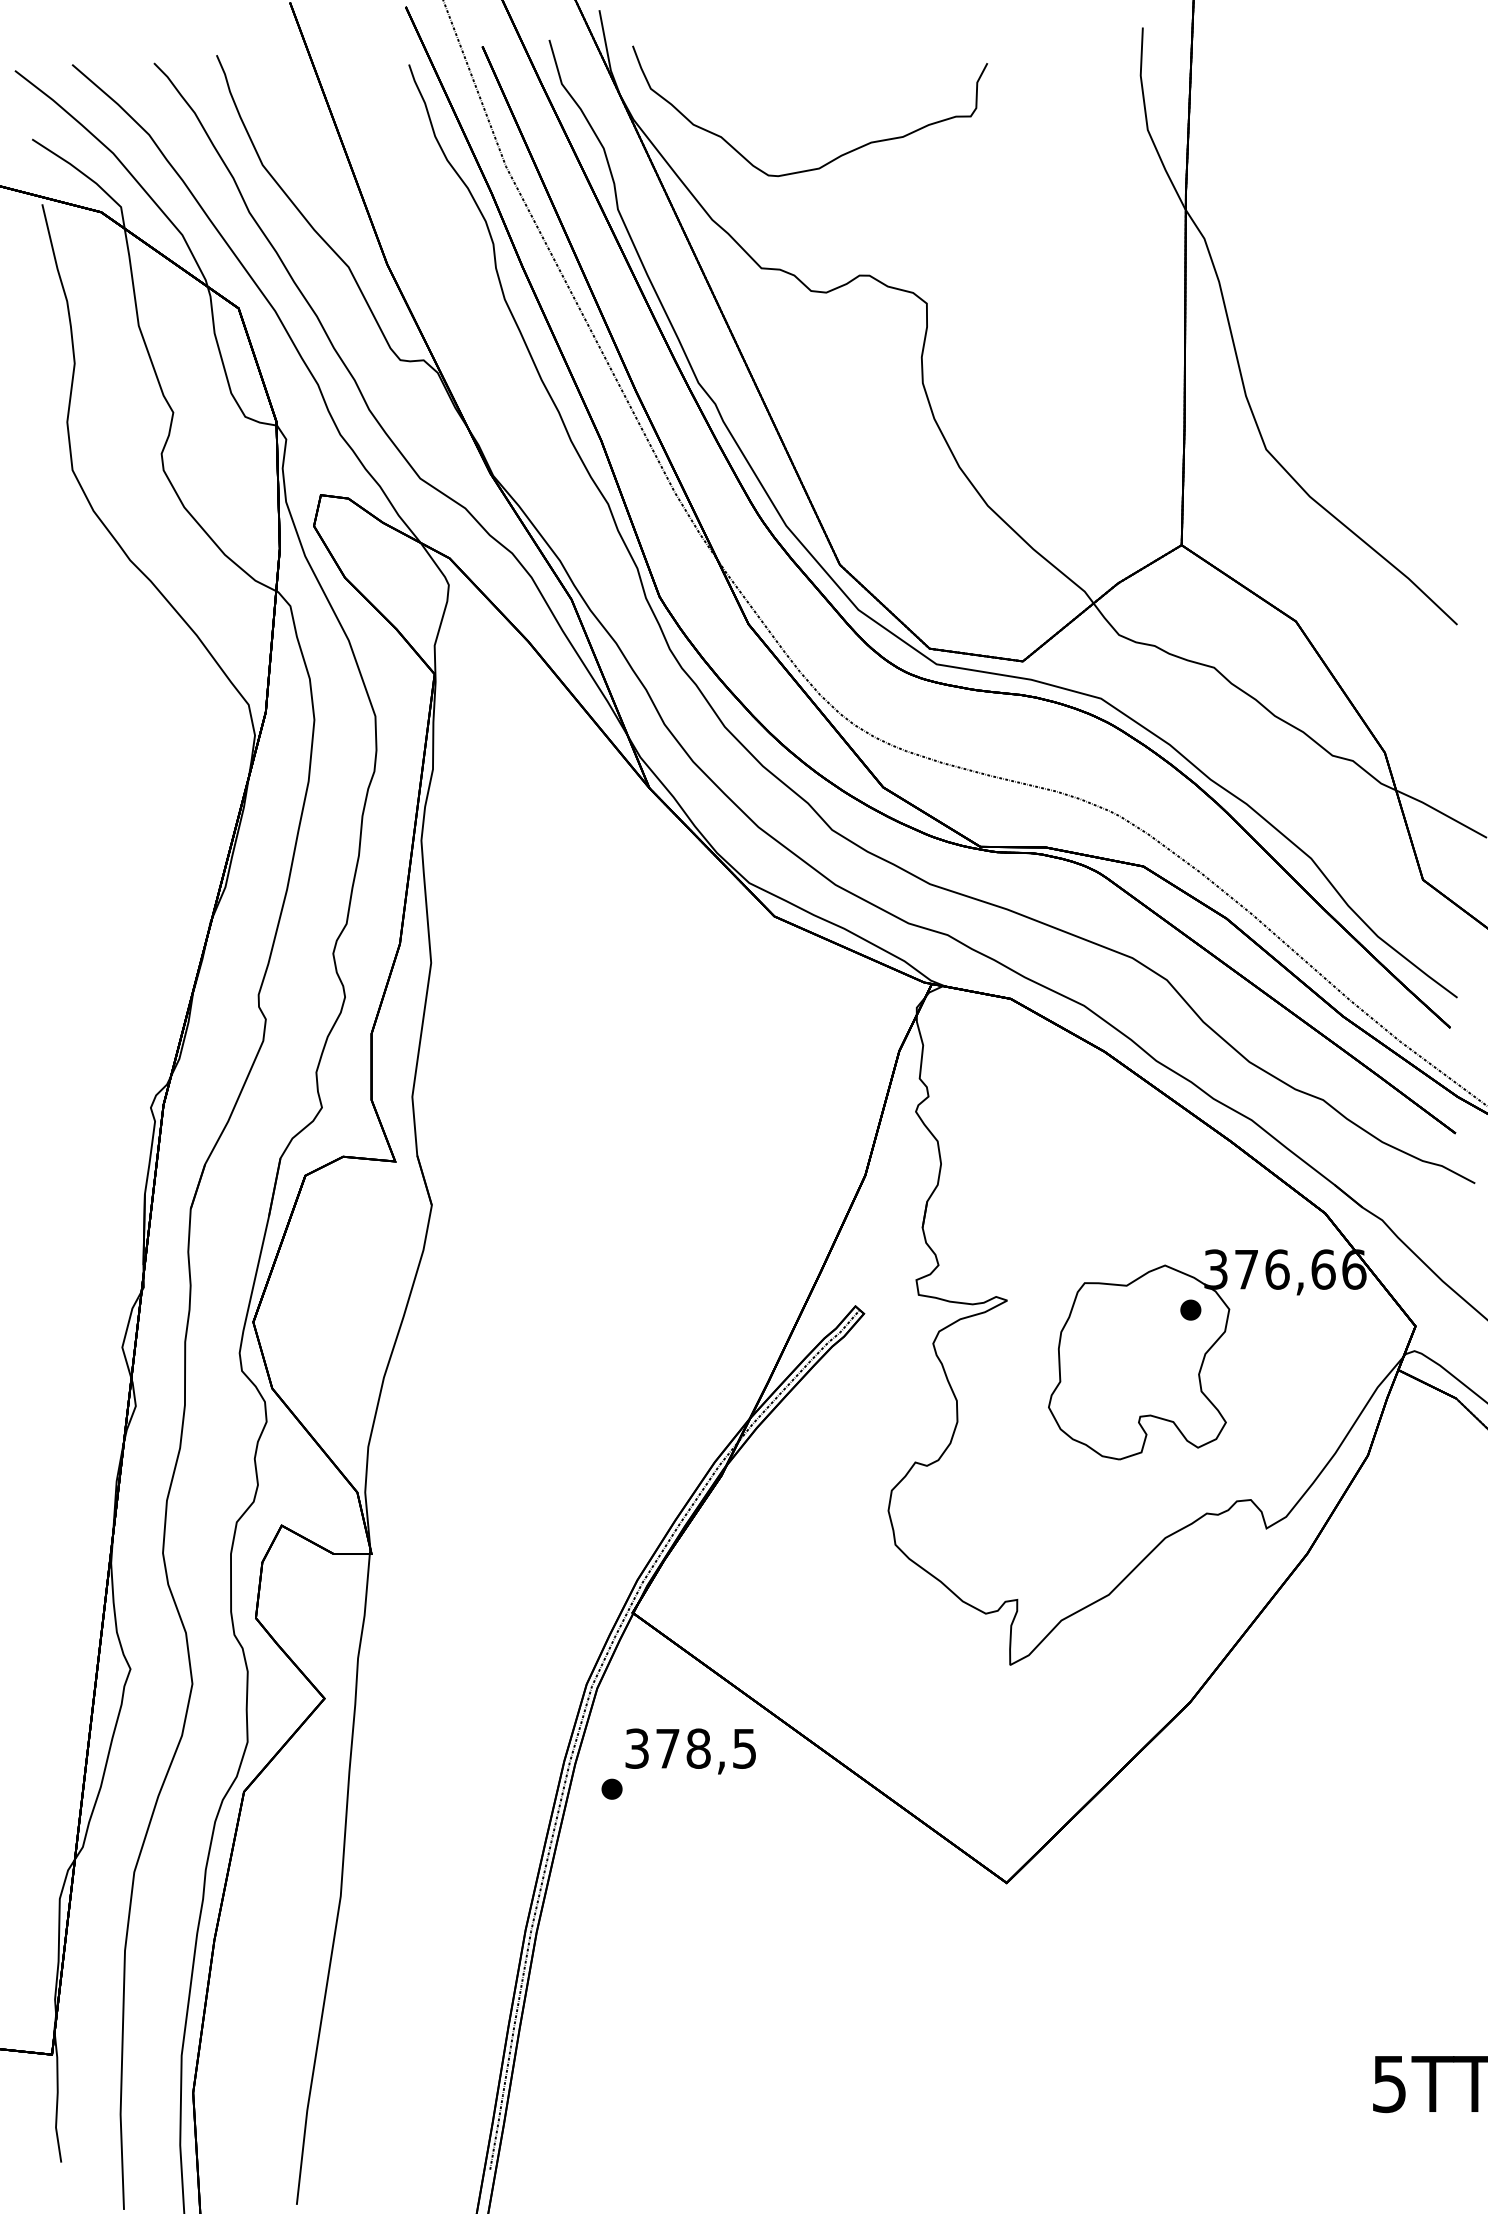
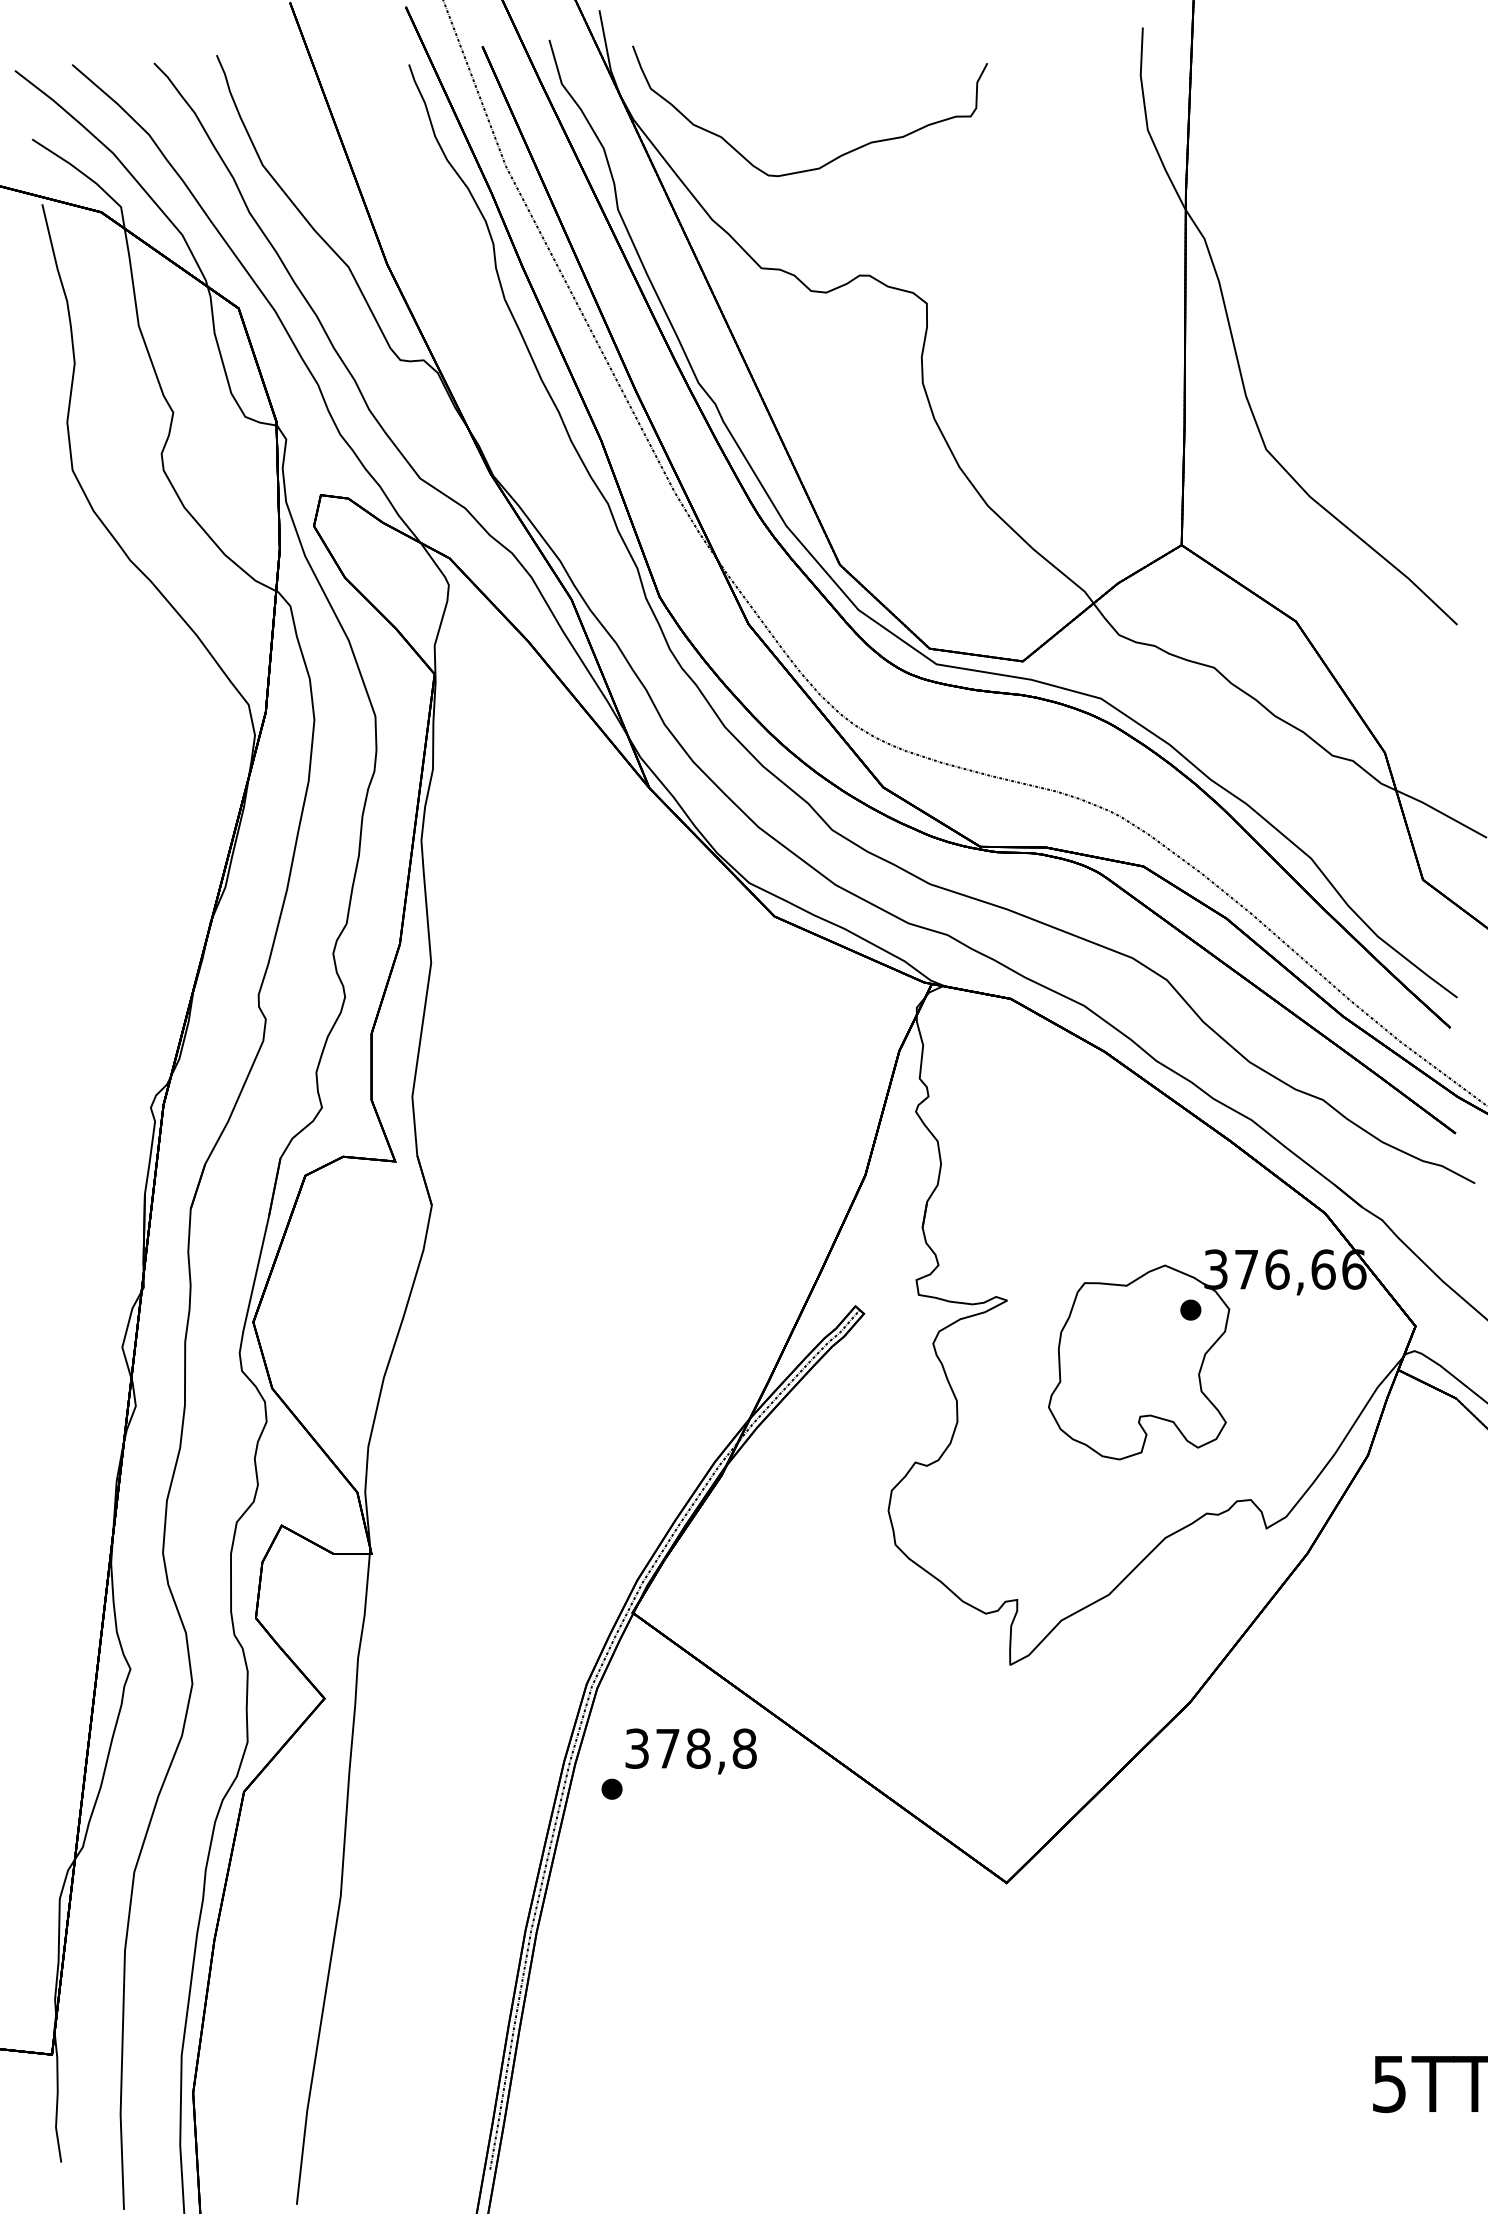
text: 378,5 -> 378,8 (744, 1748)
